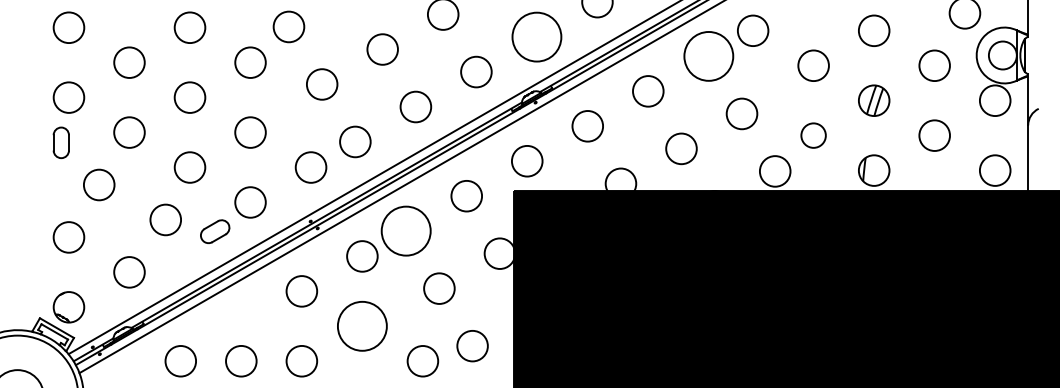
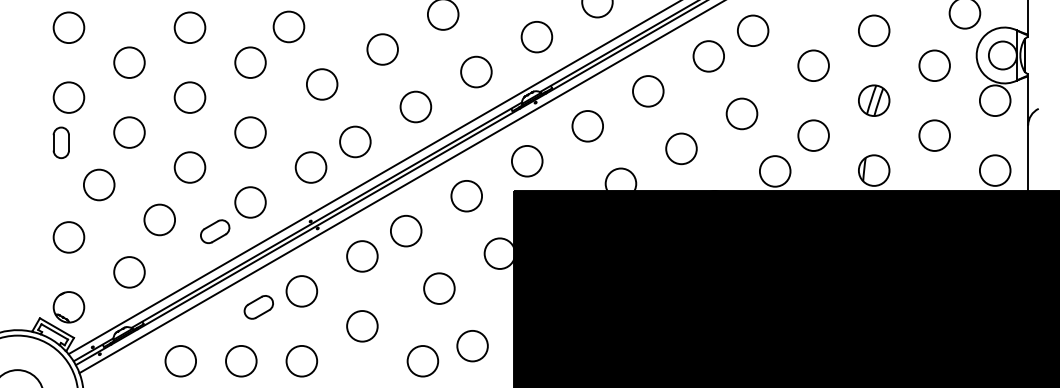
circle diameter: 49 px -> 31 px (536, 36)
circle diameter: 49 px -> 31 px (708, 56)
circle size: 27x27 px -> 33x33 px (813, 135)
circle position: (165, 219) -> (159, 219) (159, 219)
circle diameter: 49 px -> 31 px (405, 230)
part: none -> present (258, 307)
circle diameter: 49 px -> 31 px (362, 326)
